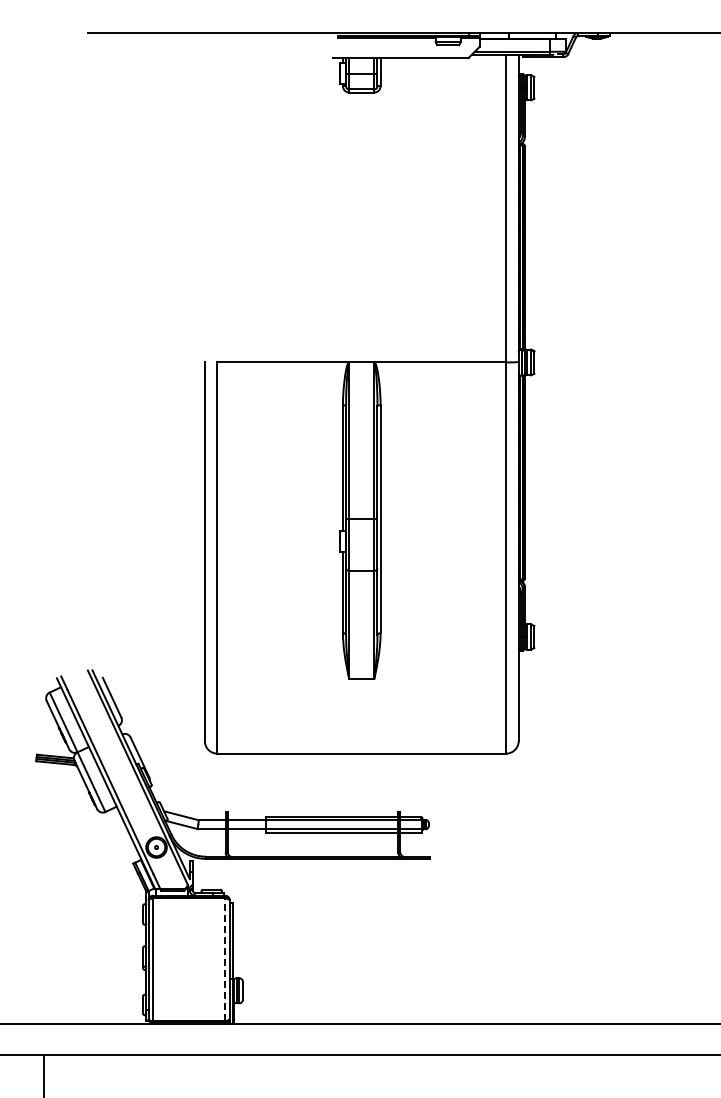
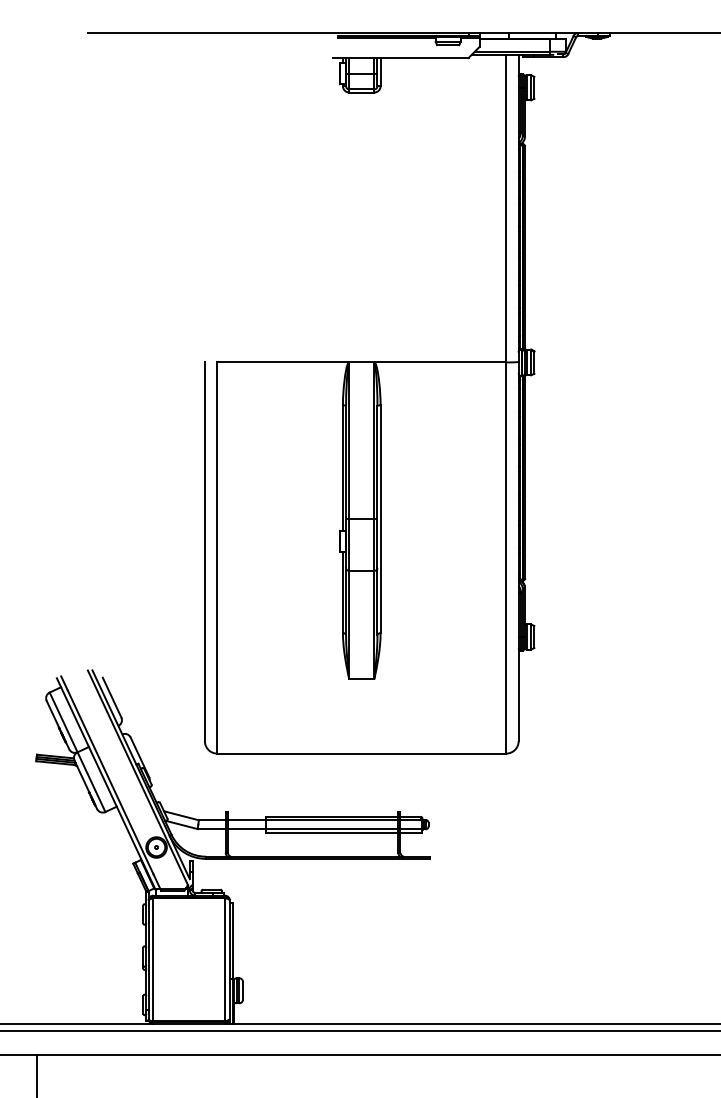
line: dashed -> solid (225, 959)
line: none -> present (359, 1030)
line position: (44, 1074) -> (37, 1074) (37, 1074)
